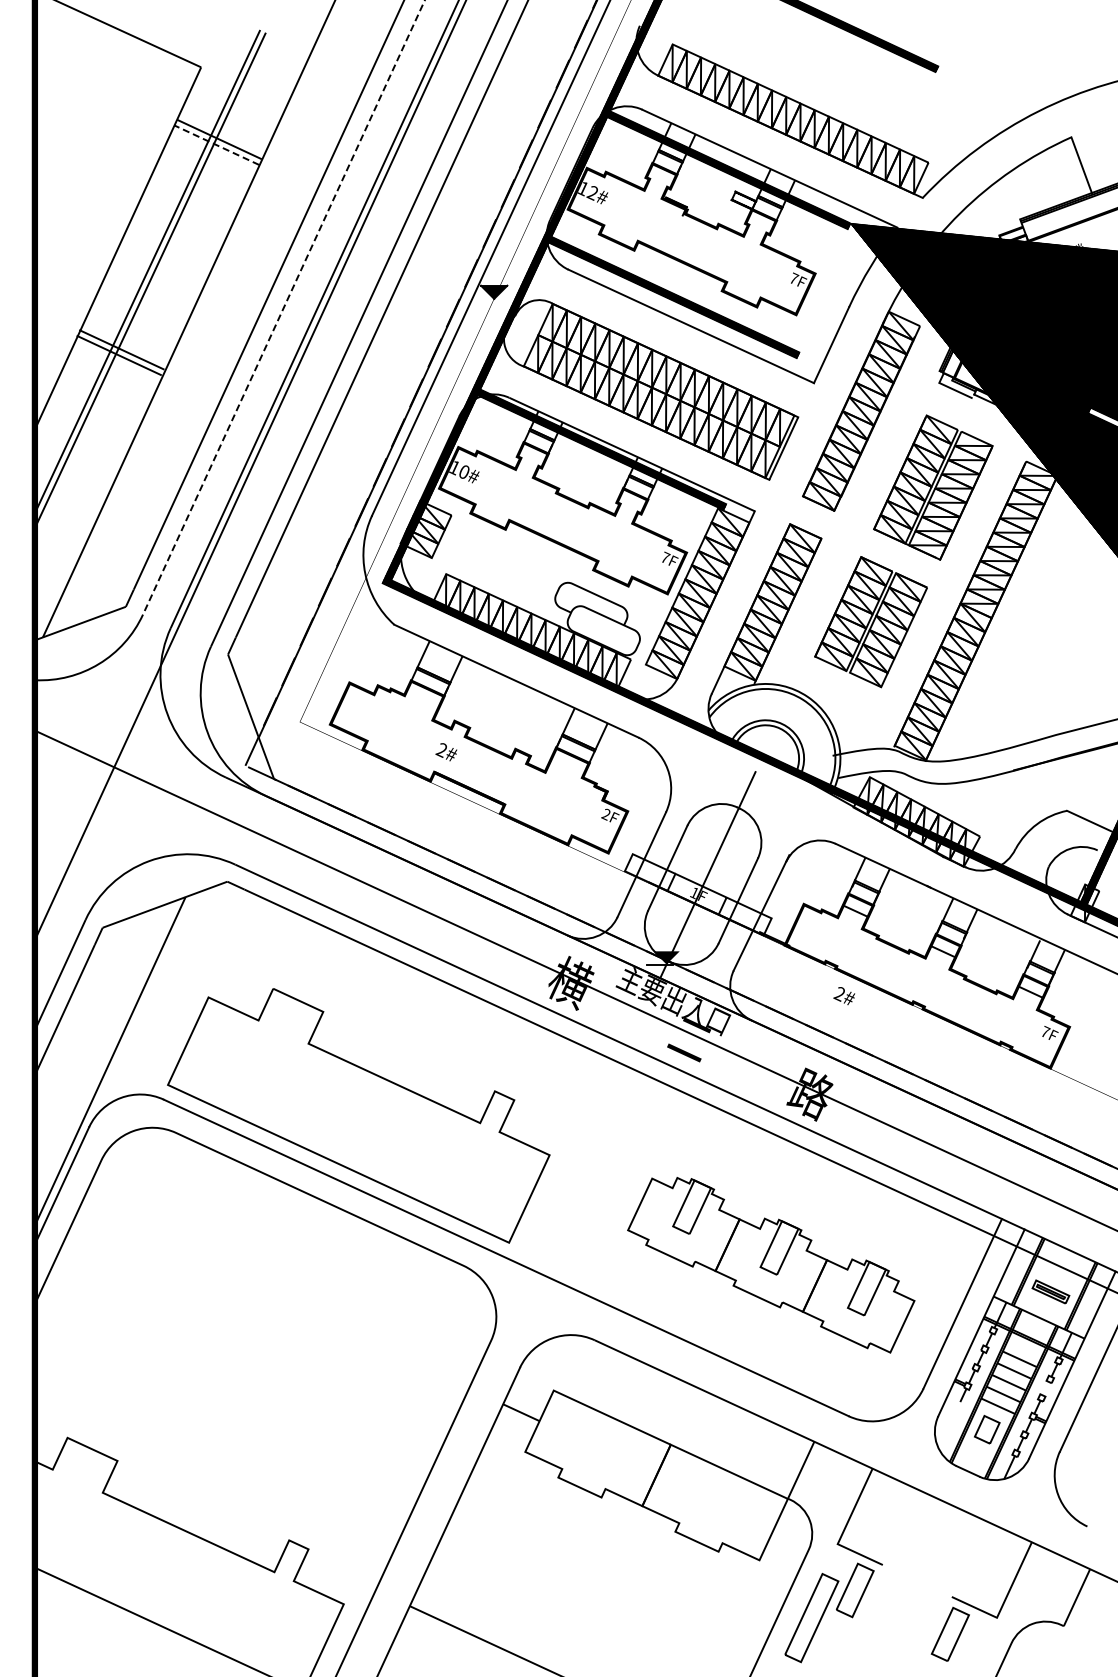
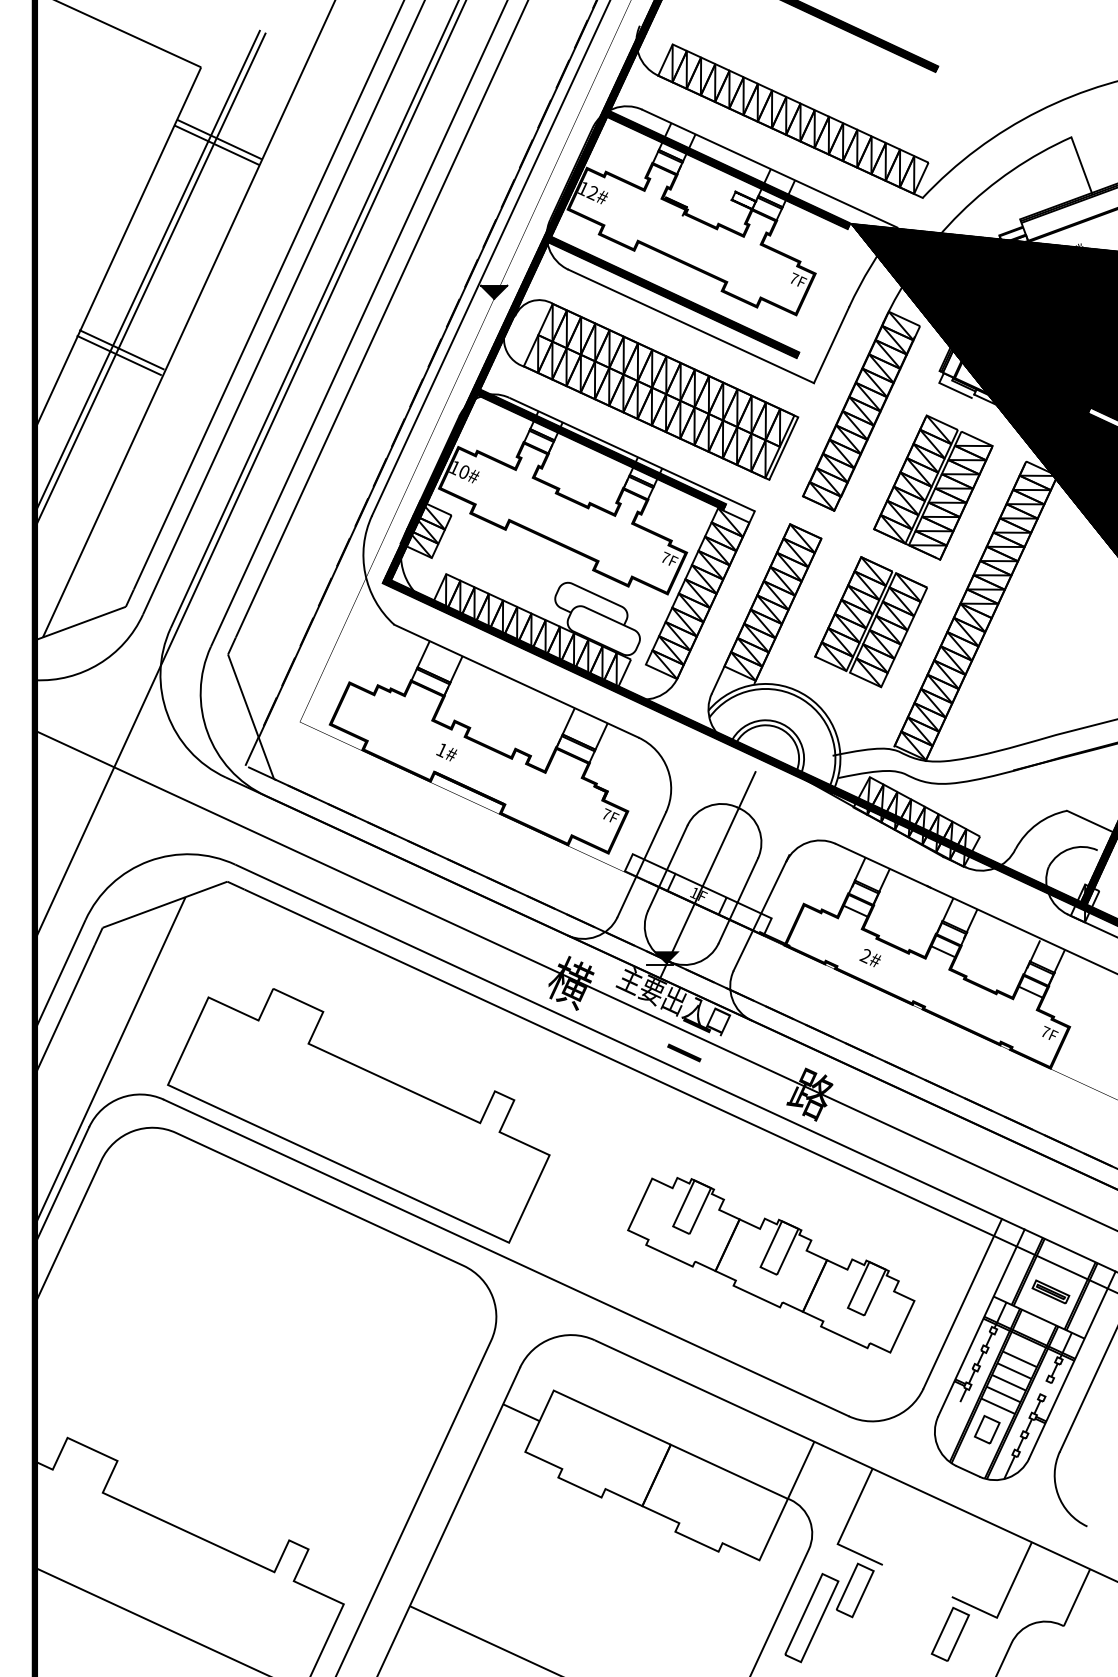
line: dashed -> solid (216, 145)
line: dashed -> solid (283, 307)
text: 2# -> 1# (440, 750)
text: 2F -> 7F (606, 814)
text position: (844, 996) -> (870, 958) (870, 958)
